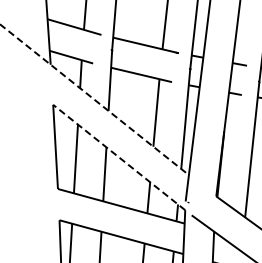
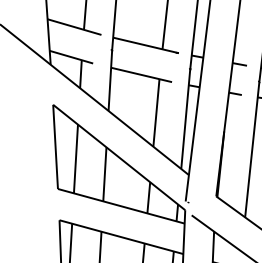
line: dashed -> solid (95, 100)
line: dashed -> solid (118, 157)
